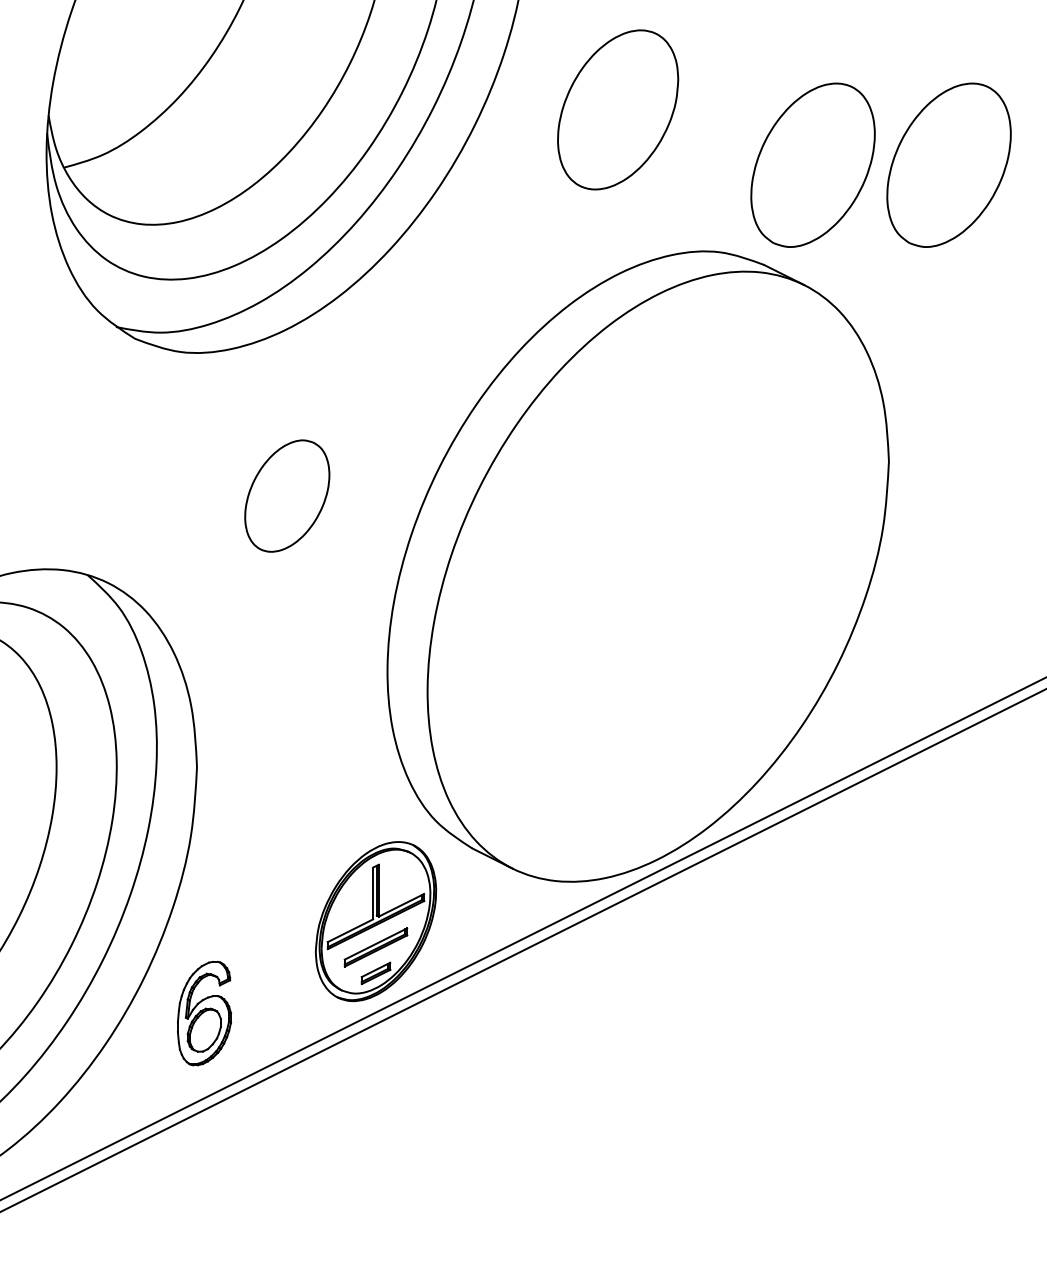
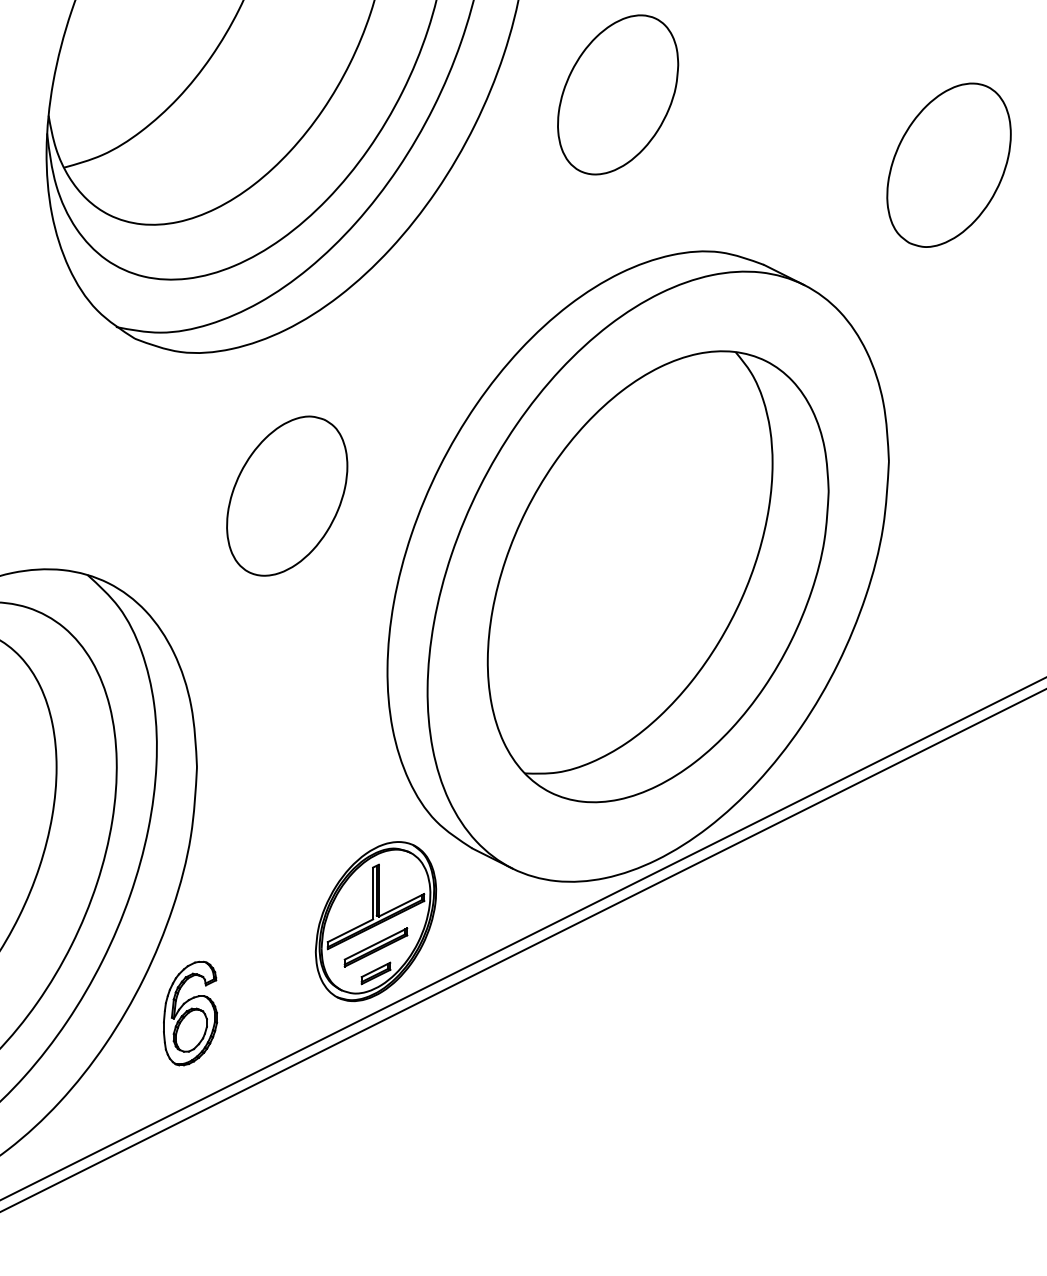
part position: (618, 109) -> (618, 94) (618, 94)
part: present -> none (812, 164)
part size: 87x114 px -> 123x162 px (287, 495)
part: none -> present (657, 576)
part position: (204, 1013) -> (190, 1013) (190, 1013)
